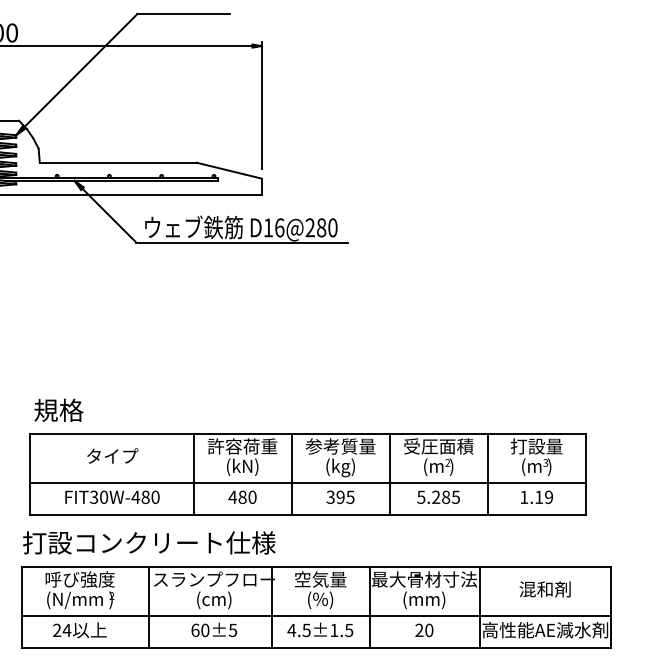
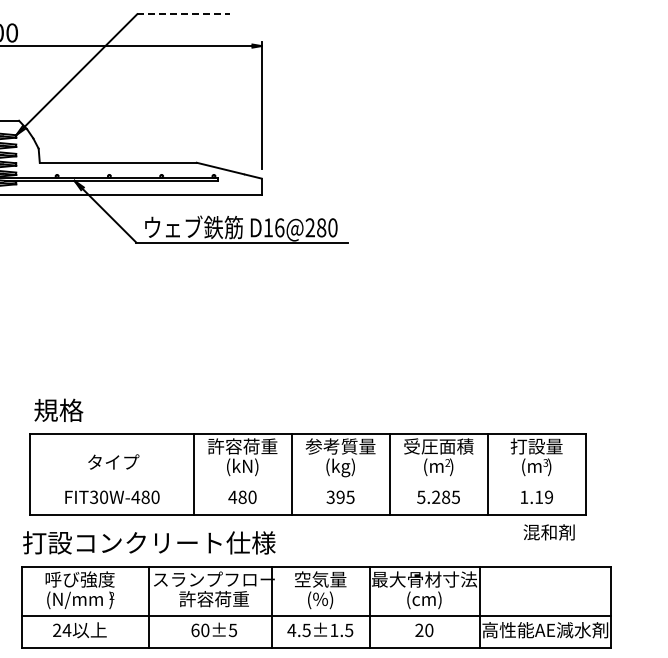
line: solid -> dashed (184, 14)
text position: (112, 455) -> (113, 461) (113, 461)
line: present -> none (307, 482)
text position: (544, 589) -> (548, 532) (548, 532)
text: (cm) -> 許容荷重 (213, 600)
text: (mm) -> (cm) (424, 600)
